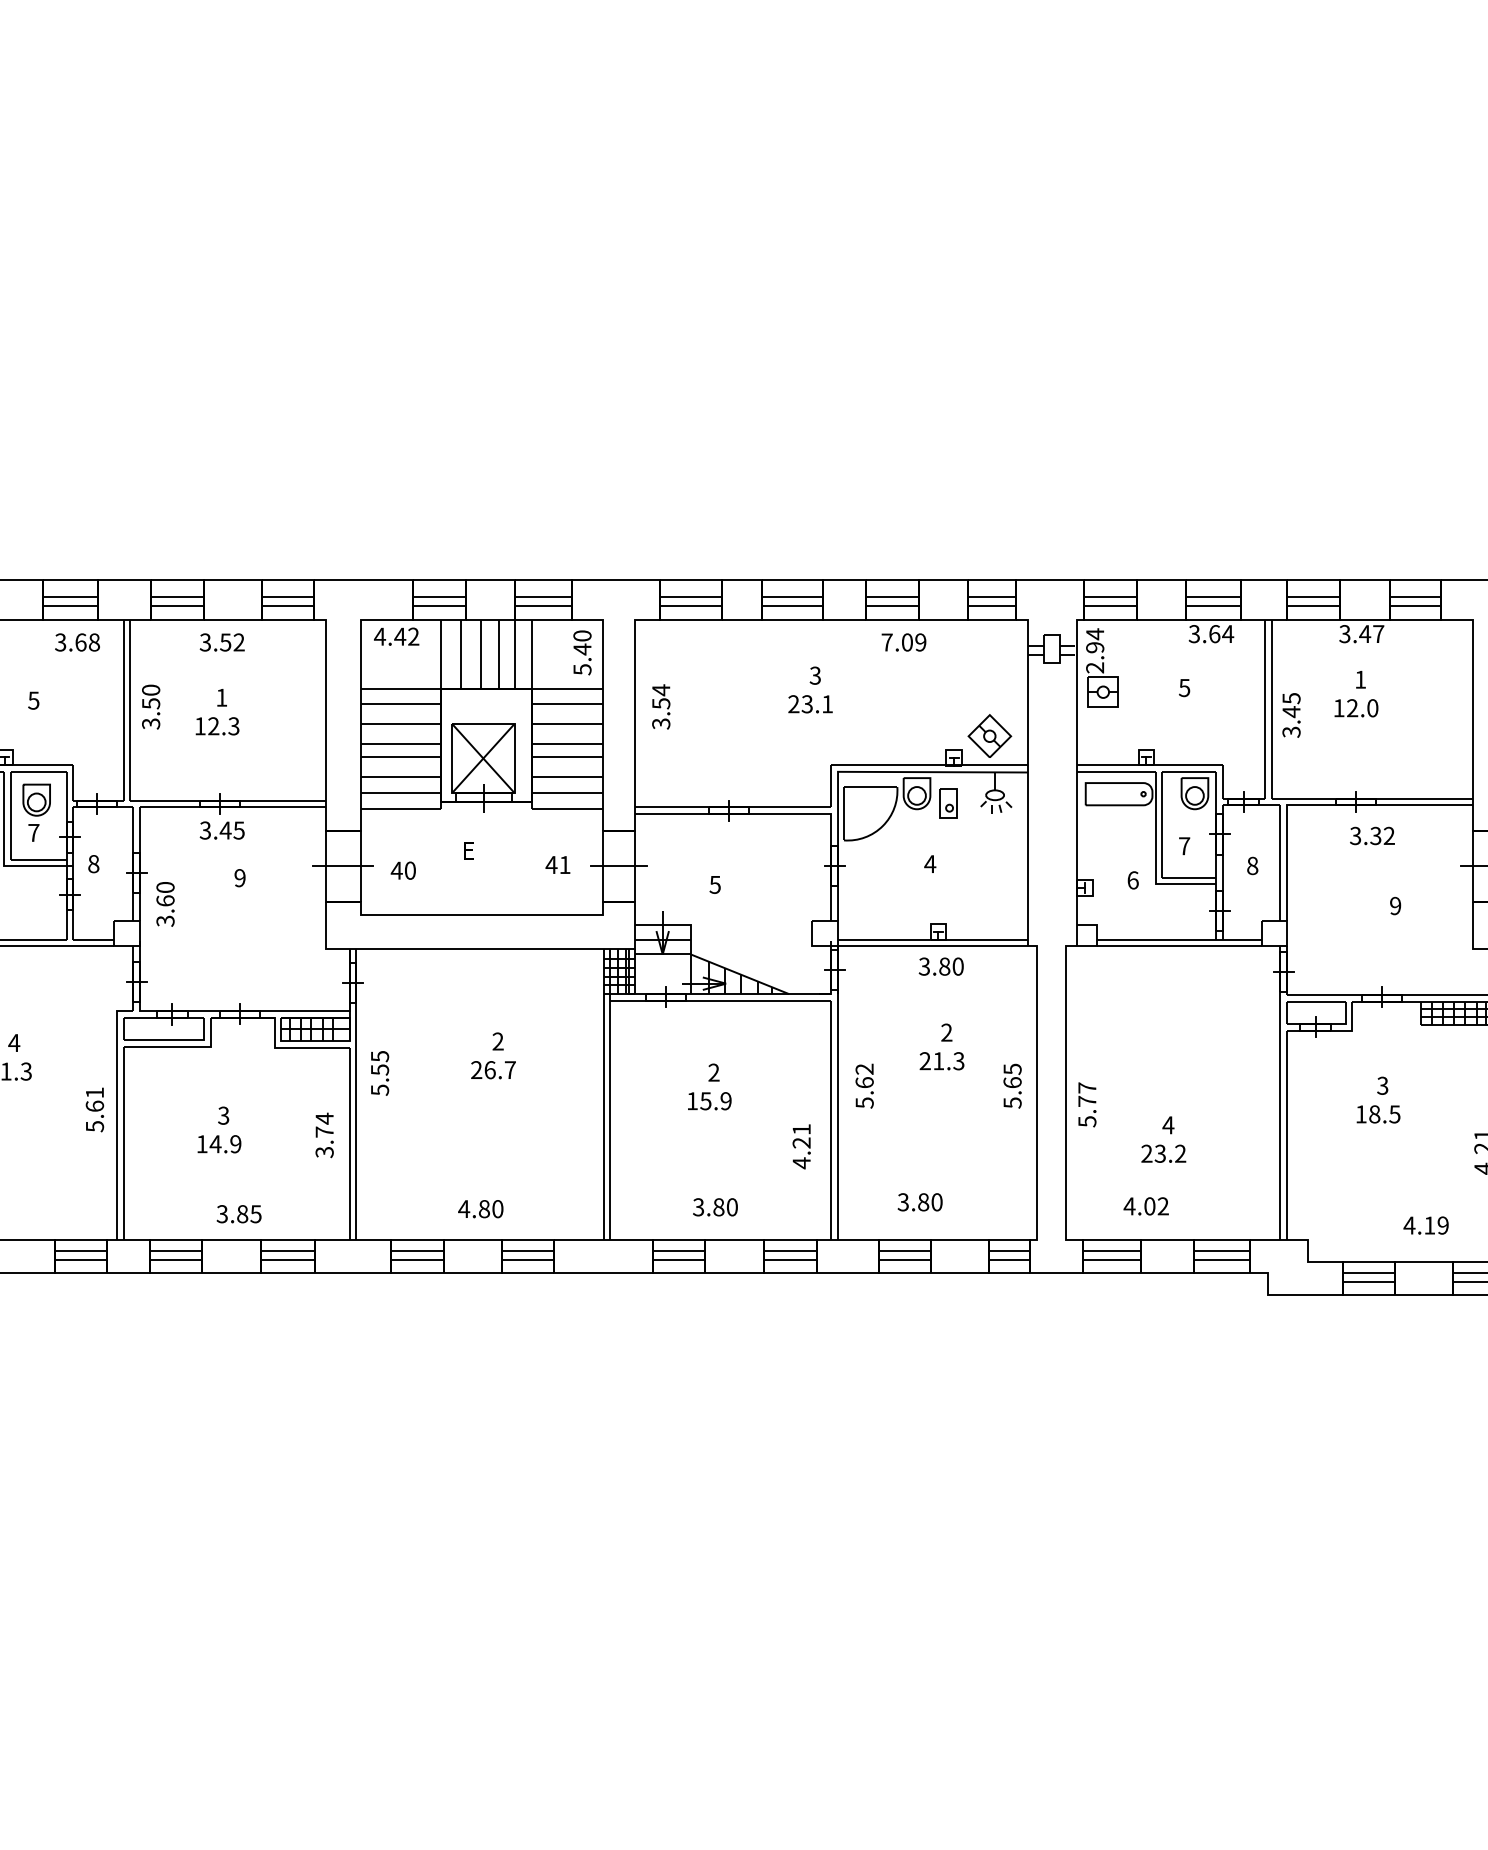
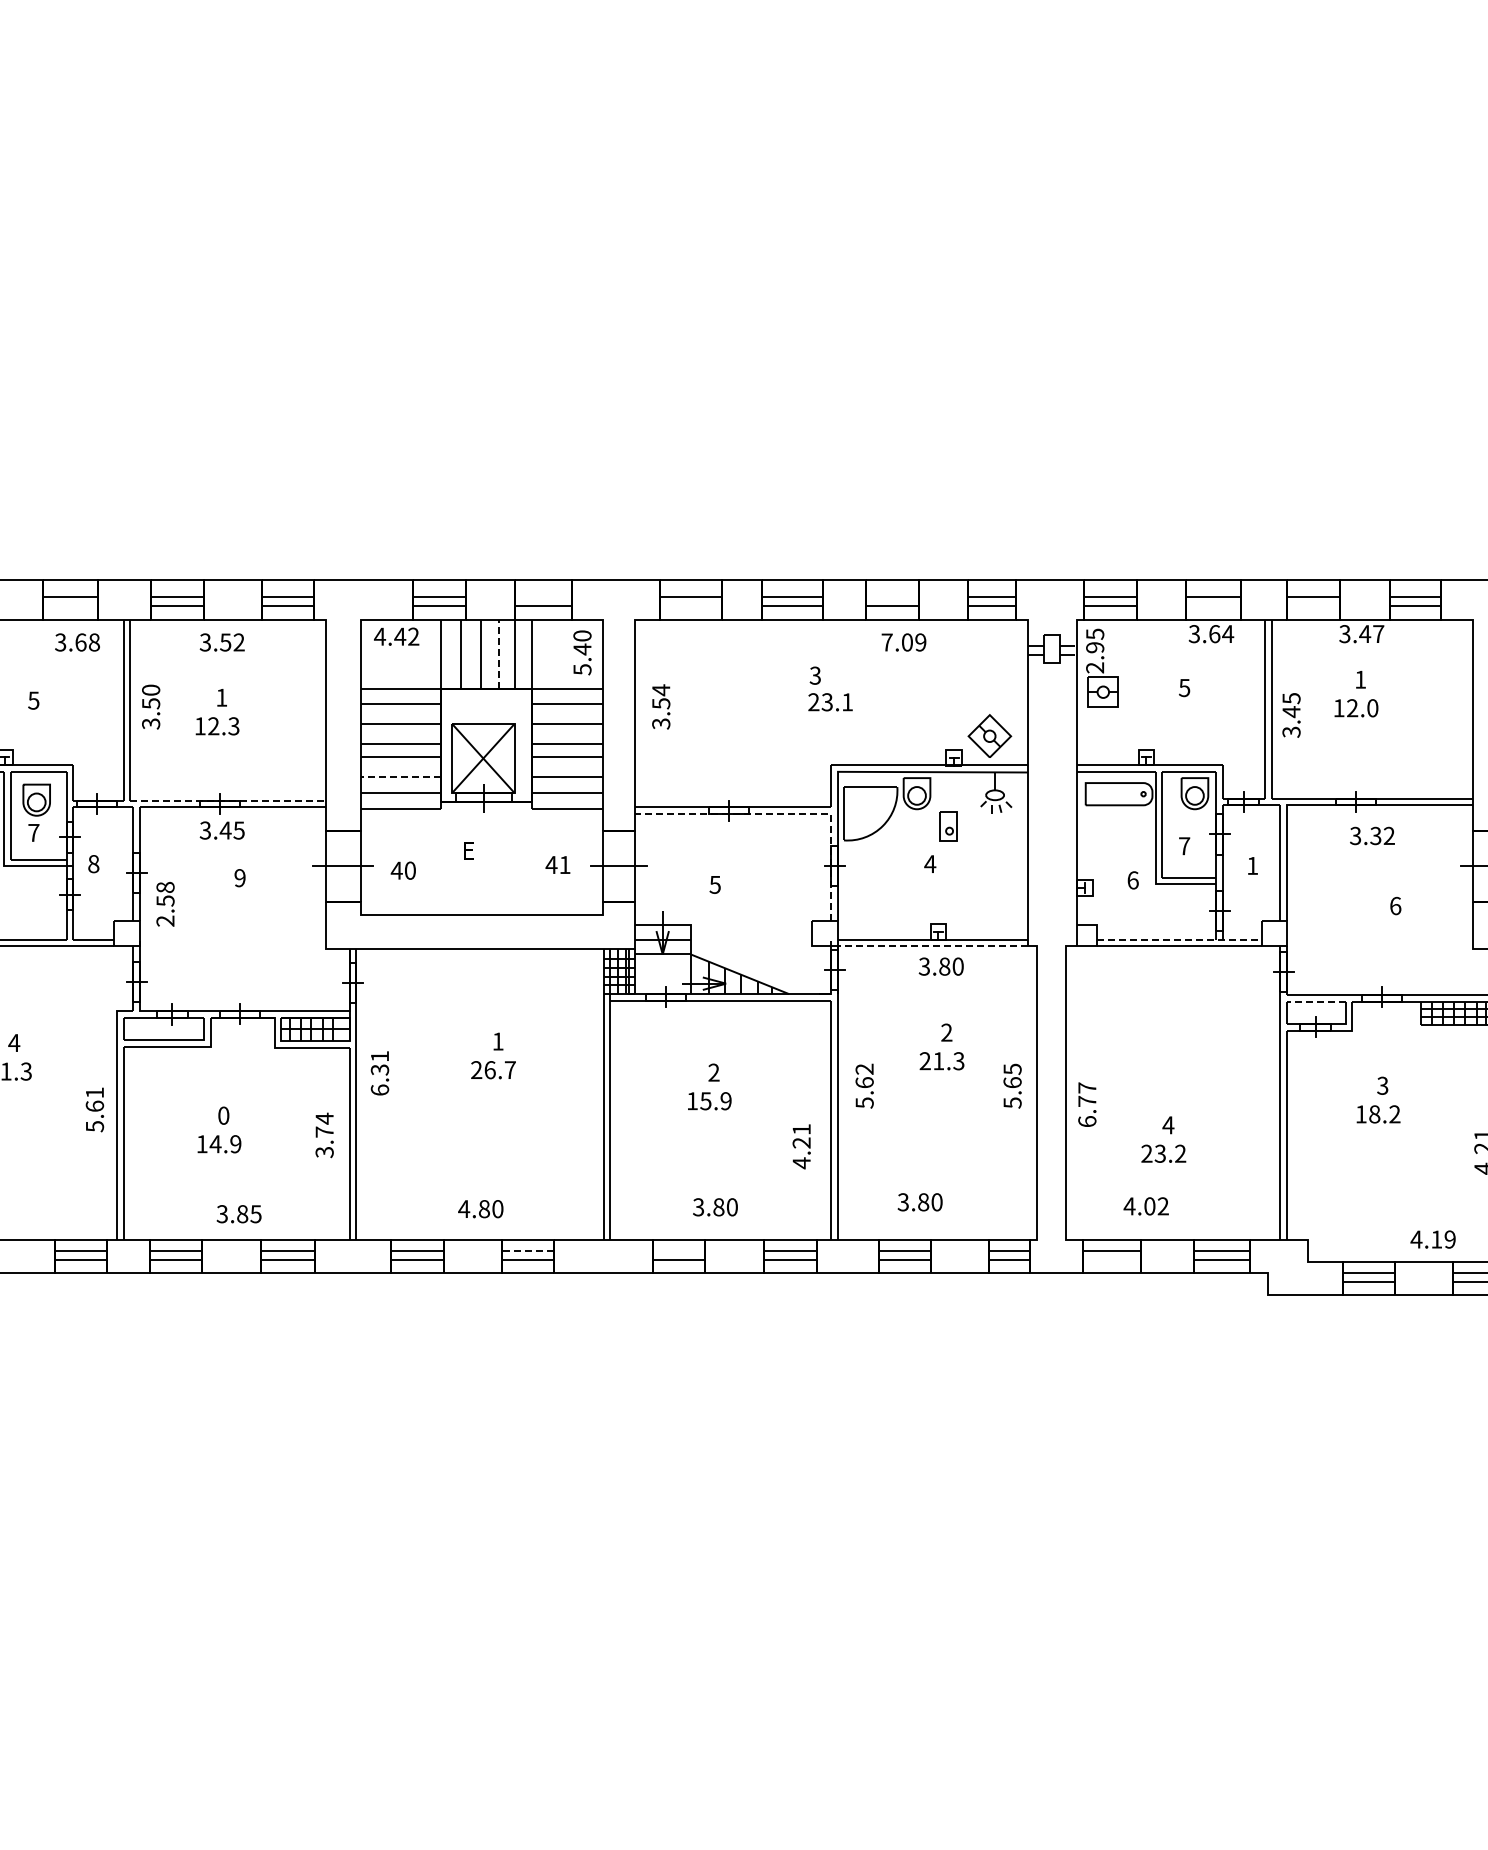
line: present -> none (543, 597)
line: present -> none (891, 597)
line: present -> none (69, 606)
line: present -> none (690, 606)
line: present -> none (1213, 606)
line: present -> none (1313, 606)
text: 2.94 -> 2.95 (1095, 634)
line: solid -> dashed (498, 653)
text position: (810, 704) -> (830, 702) (830, 702)
line: solid -> dashed (400, 777)
line: solid -> dashed (227, 800)
part position: (948, 803) -> (948, 826) (948, 826)
line: solid -> dashed (786, 814)
text: 8 -> 1 (1252, 865)
text: 3.60 -> 2.58 (165, 903)
text: 9 -> 6 (1395, 905)
line: solid -> dashed (1179, 939)
line: solid -> dashed (932, 946)
line: solid -> dashed (1315, 1001)
text: 2 -> 1 (497, 1041)
text: 5.55 -> 6.31 (379, 1073)
text: 18.5 -> 18.2 (1394, 1114)
text: 3 -> 0 (223, 1115)
text: 5.77 -> 6.77 (1087, 1121)
text position: (1425, 1225) -> (1432, 1239) (1432, 1239)
line: solid -> dashed (528, 1251)
line: present -> none (679, 1251)
line: present -> none (1112, 1259)
